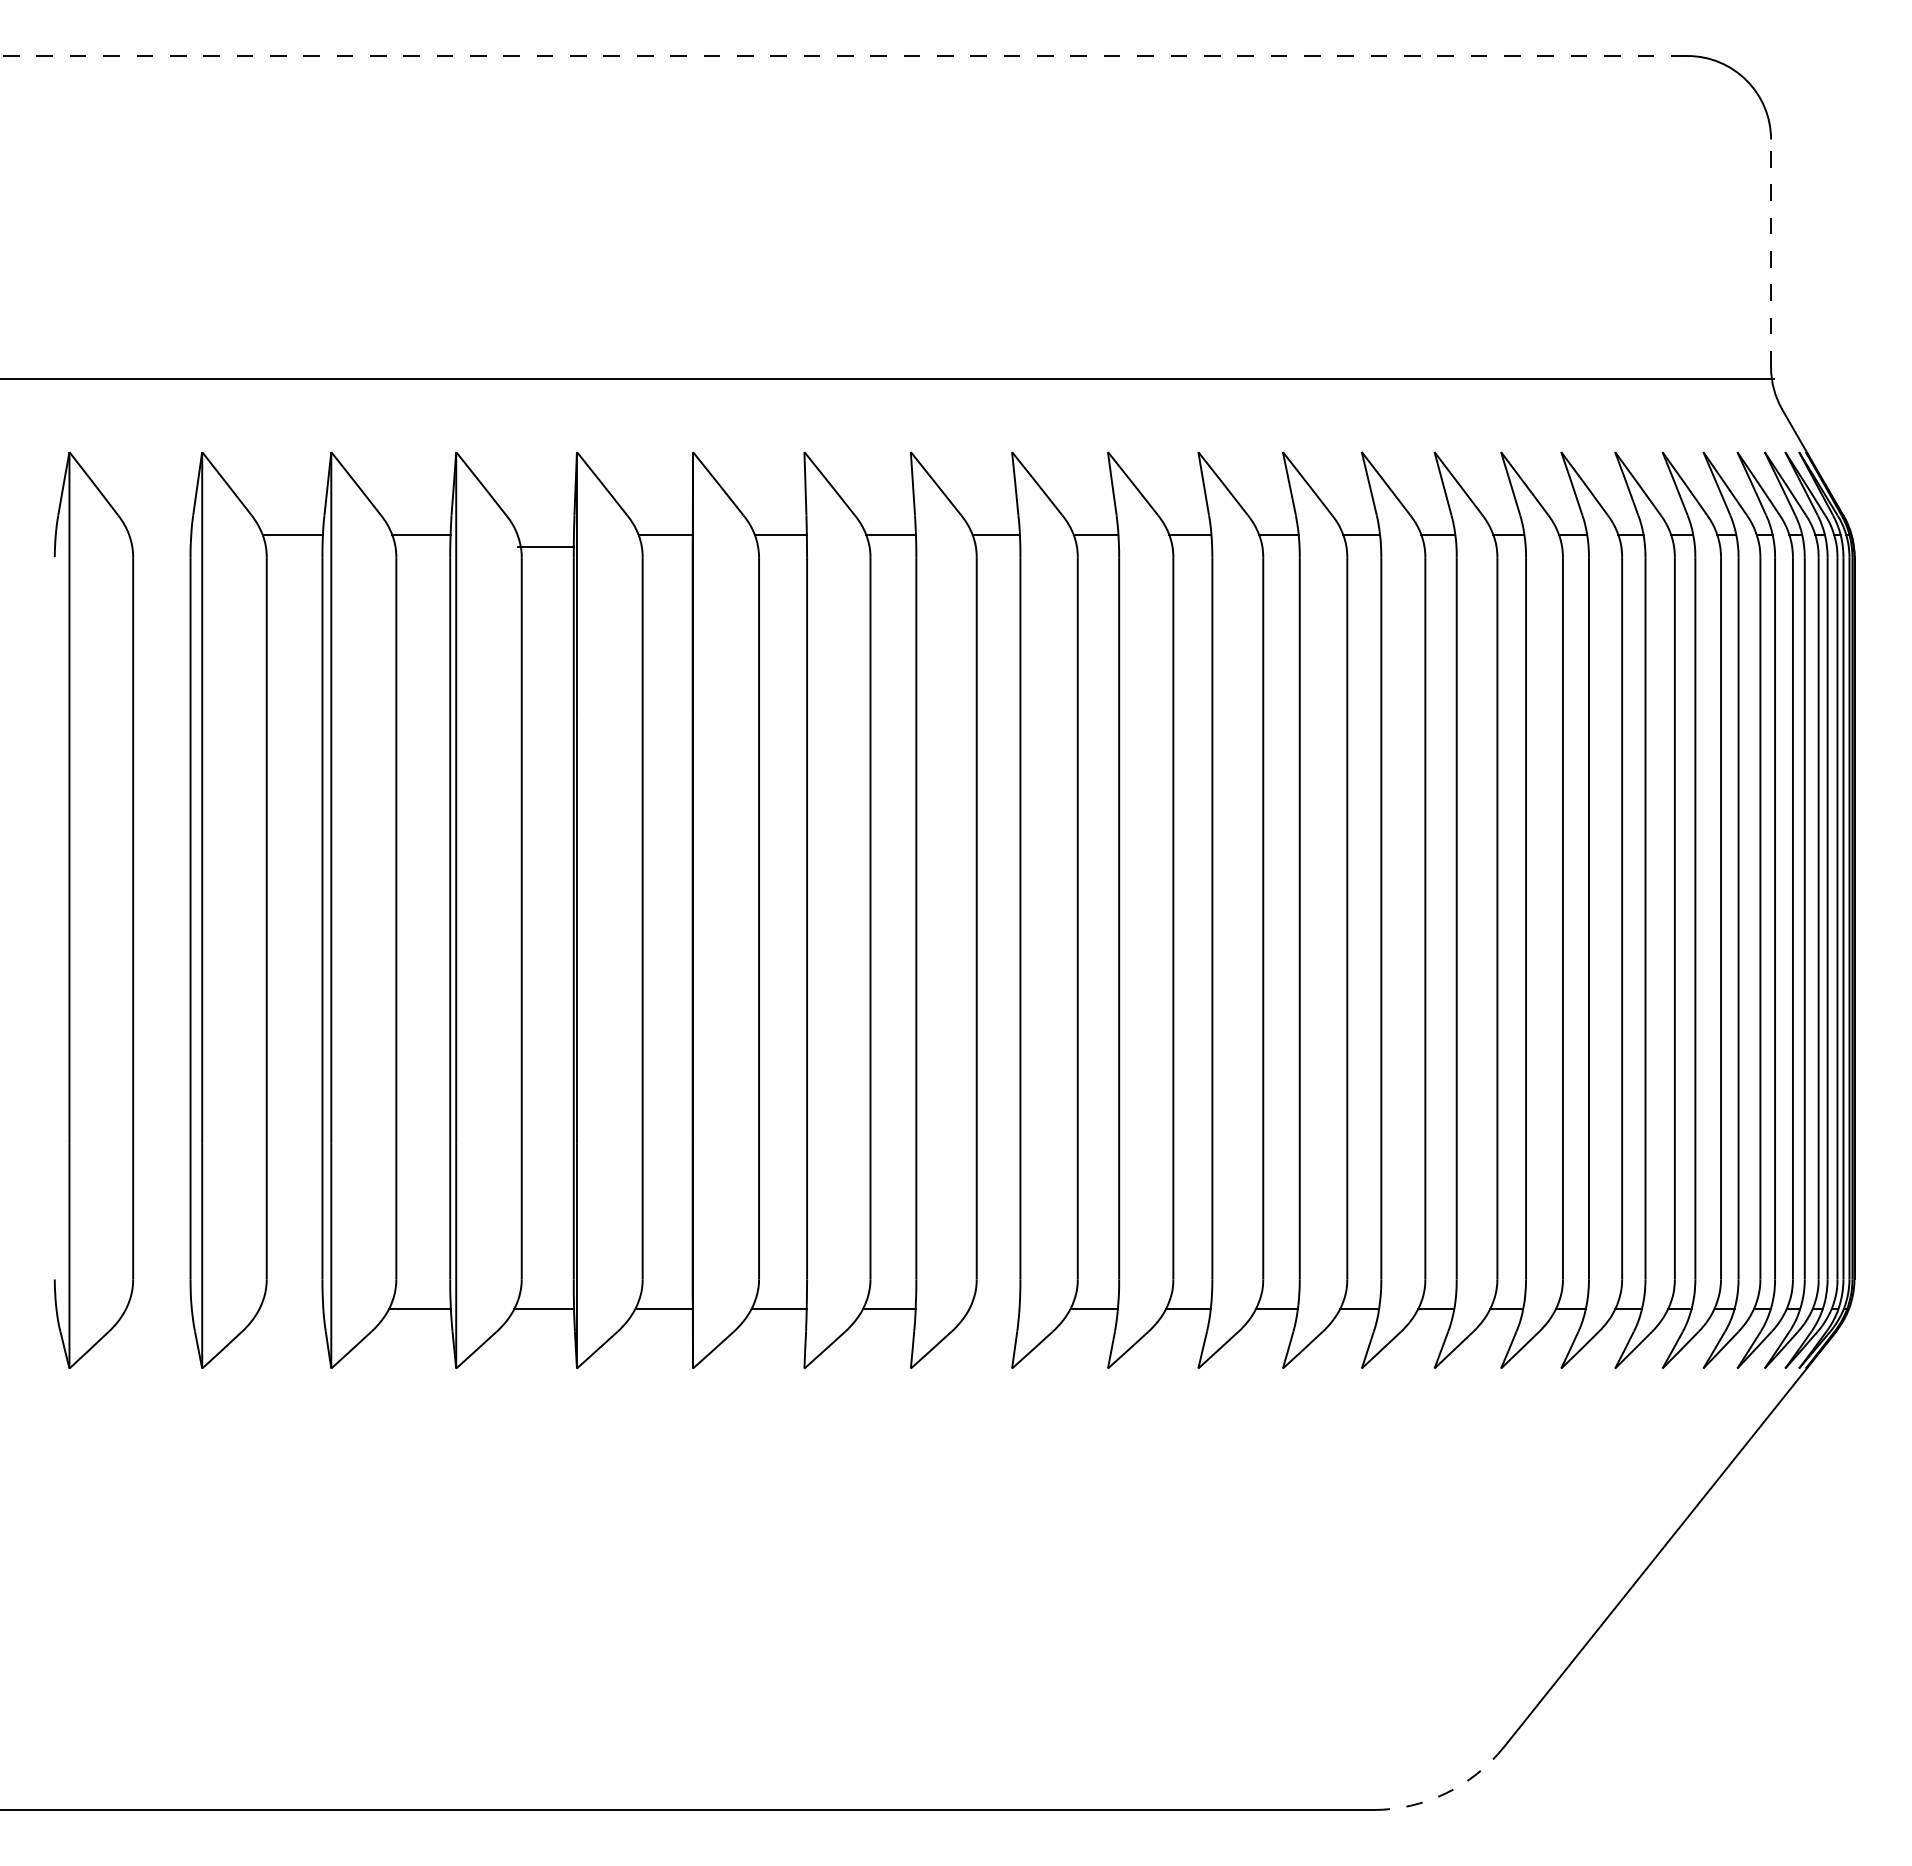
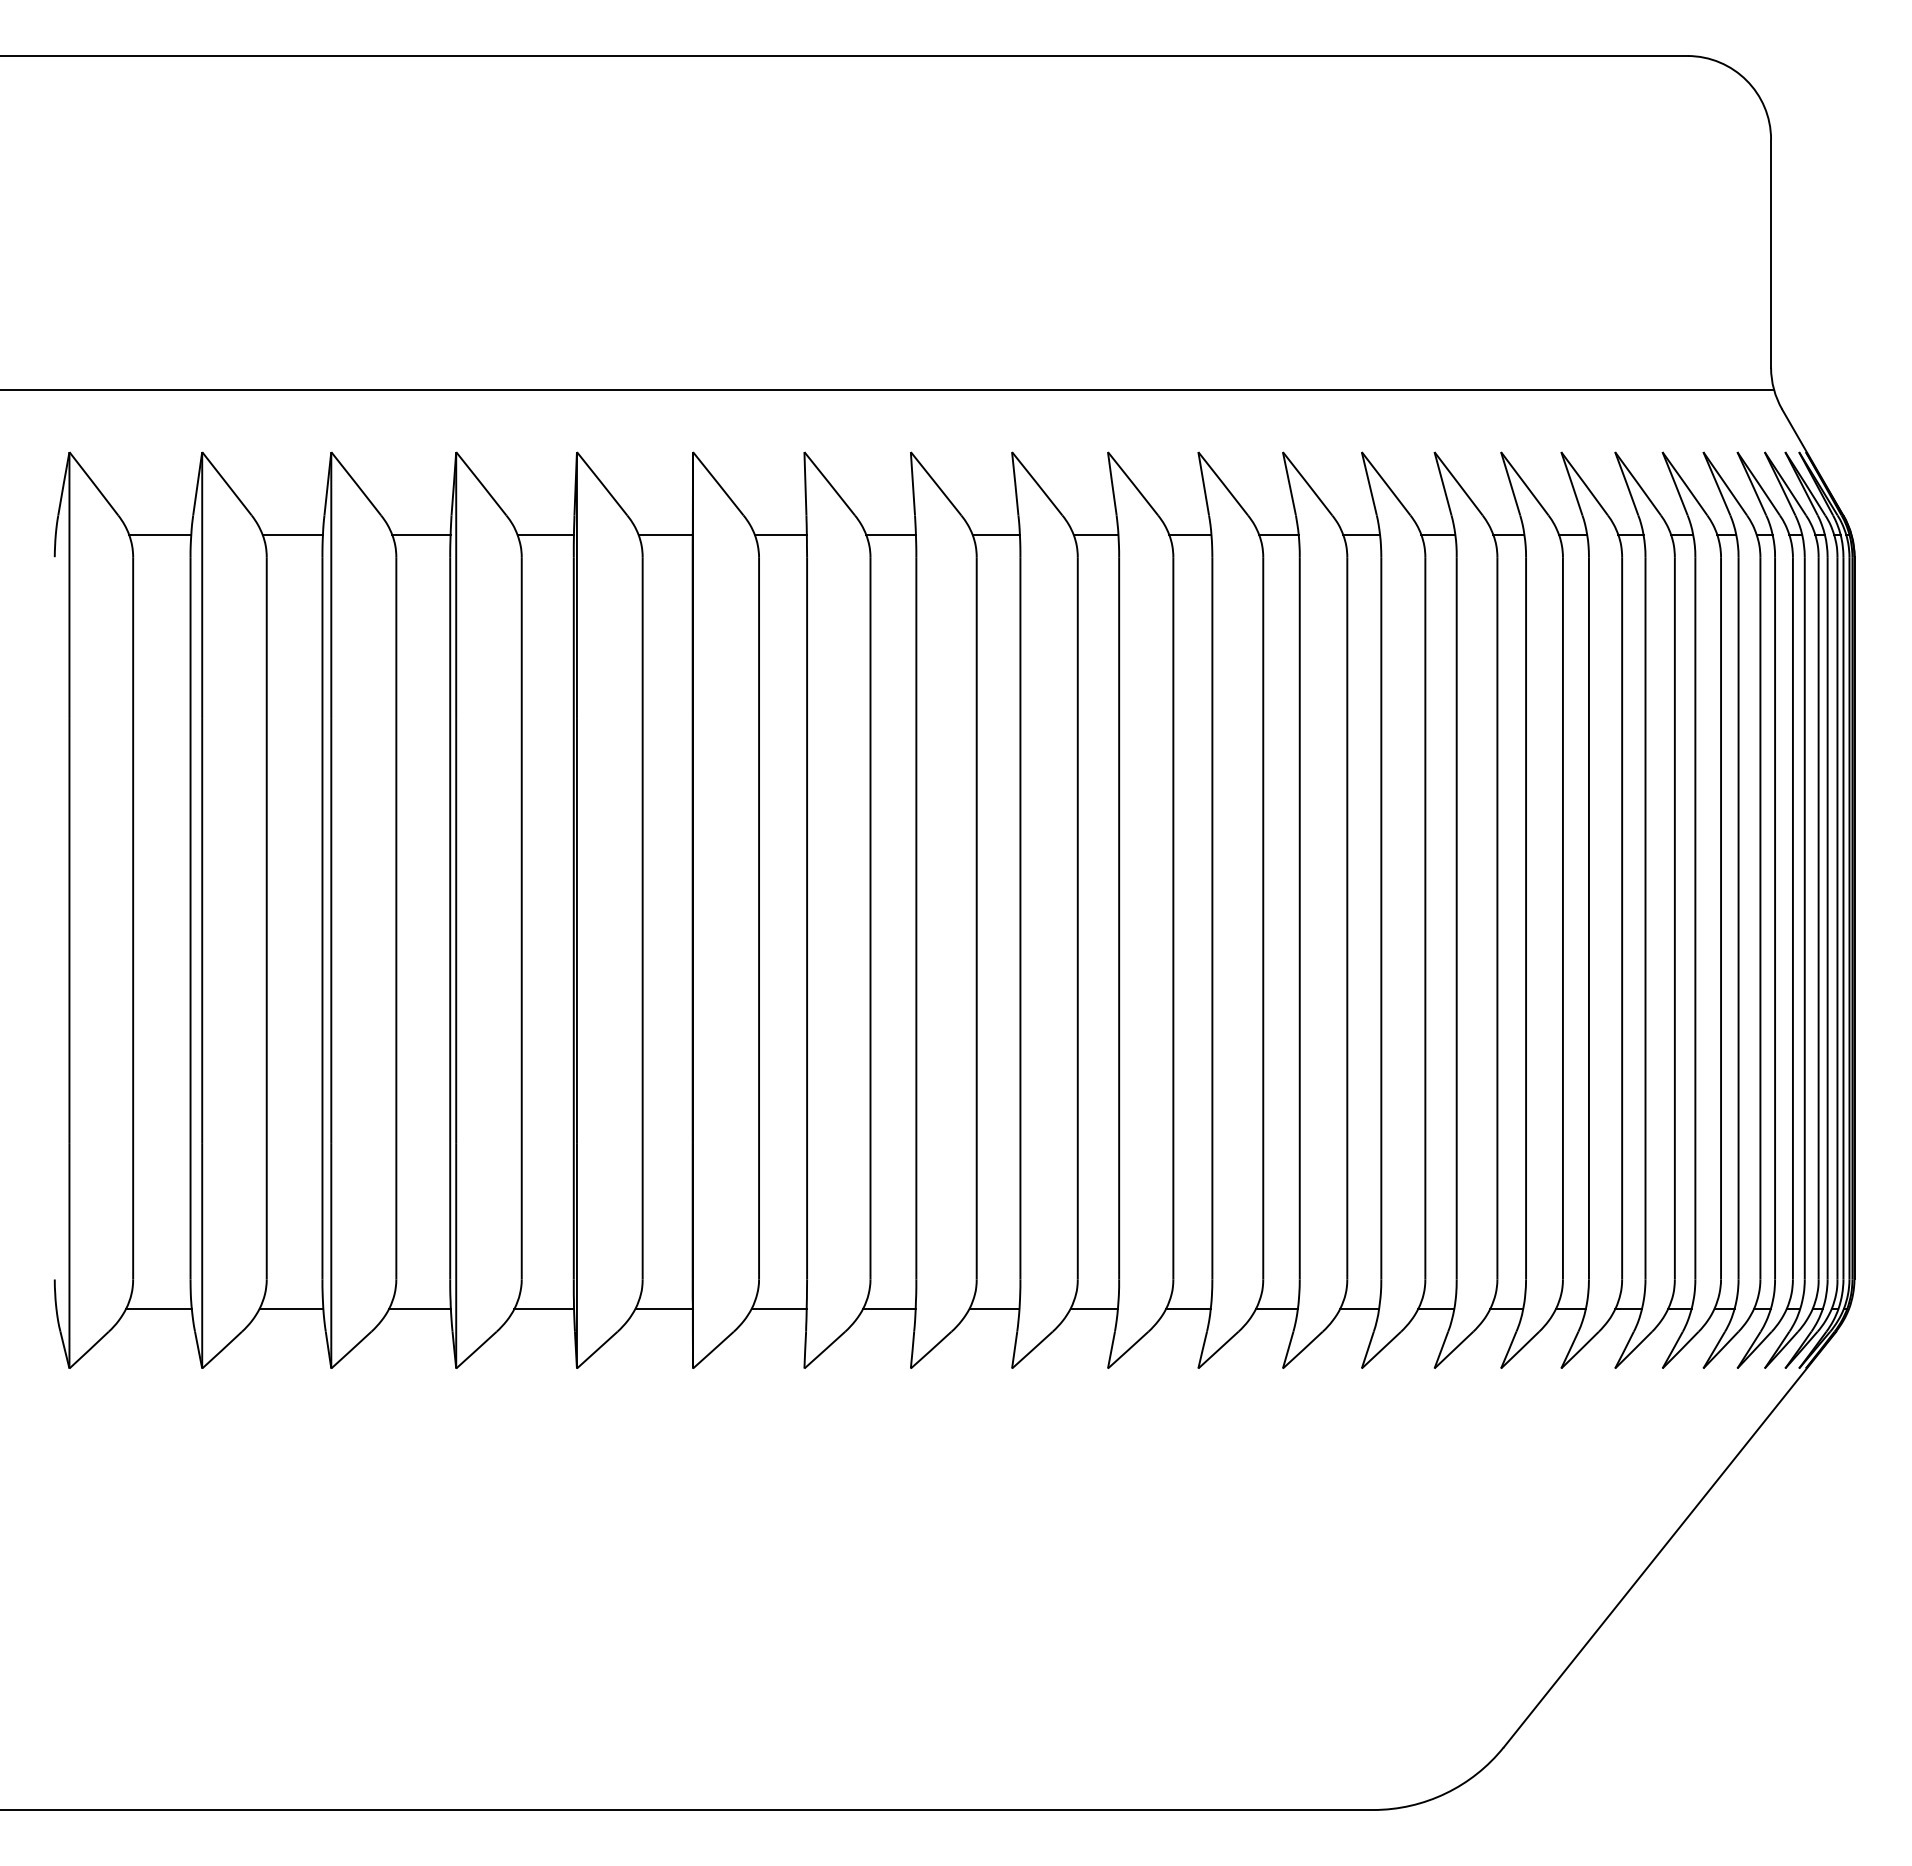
line: dashed -> solid (843, 56)
line: dashed -> solid (1771, 253)
line position: (888, 379) -> (888, 390) (888, 390)
line: none -> present (160, 534)
line position: (545, 546) -> (545, 534) (545, 534)
line: none -> present (158, 1308)
line: none -> present (291, 1308)
line: none -> present (994, 1308)
arc: dashed -> solid (1445, 1793)
